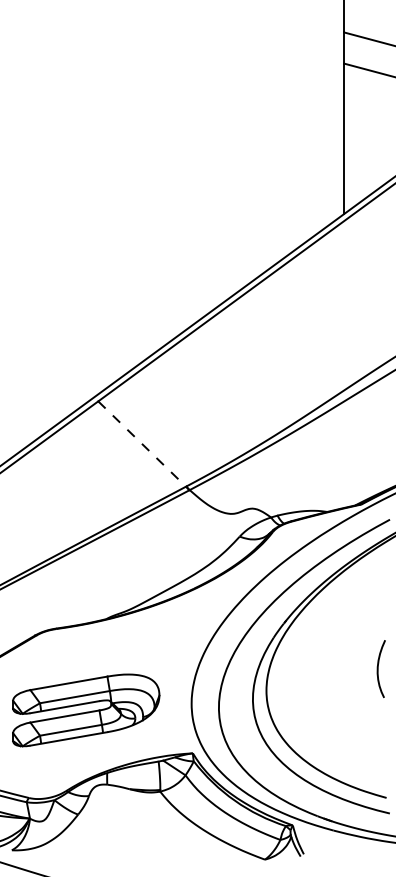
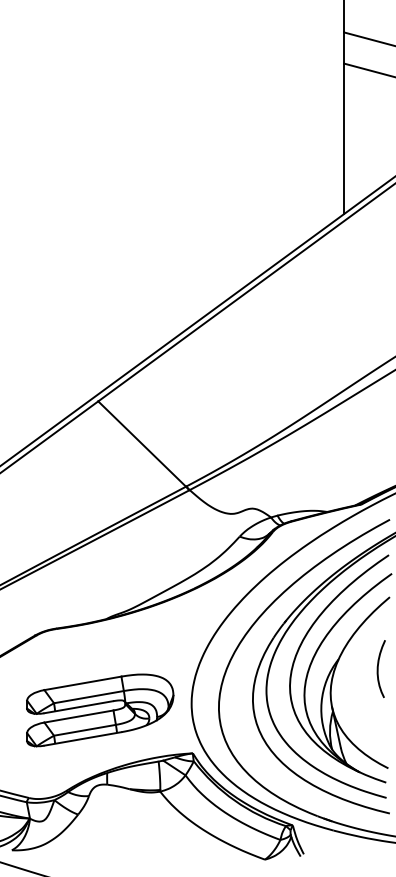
line: dashed -> solid (142, 444)
part: none -> present (340, 668)
part position: (86, 710) -> (100, 710) (100, 710)
